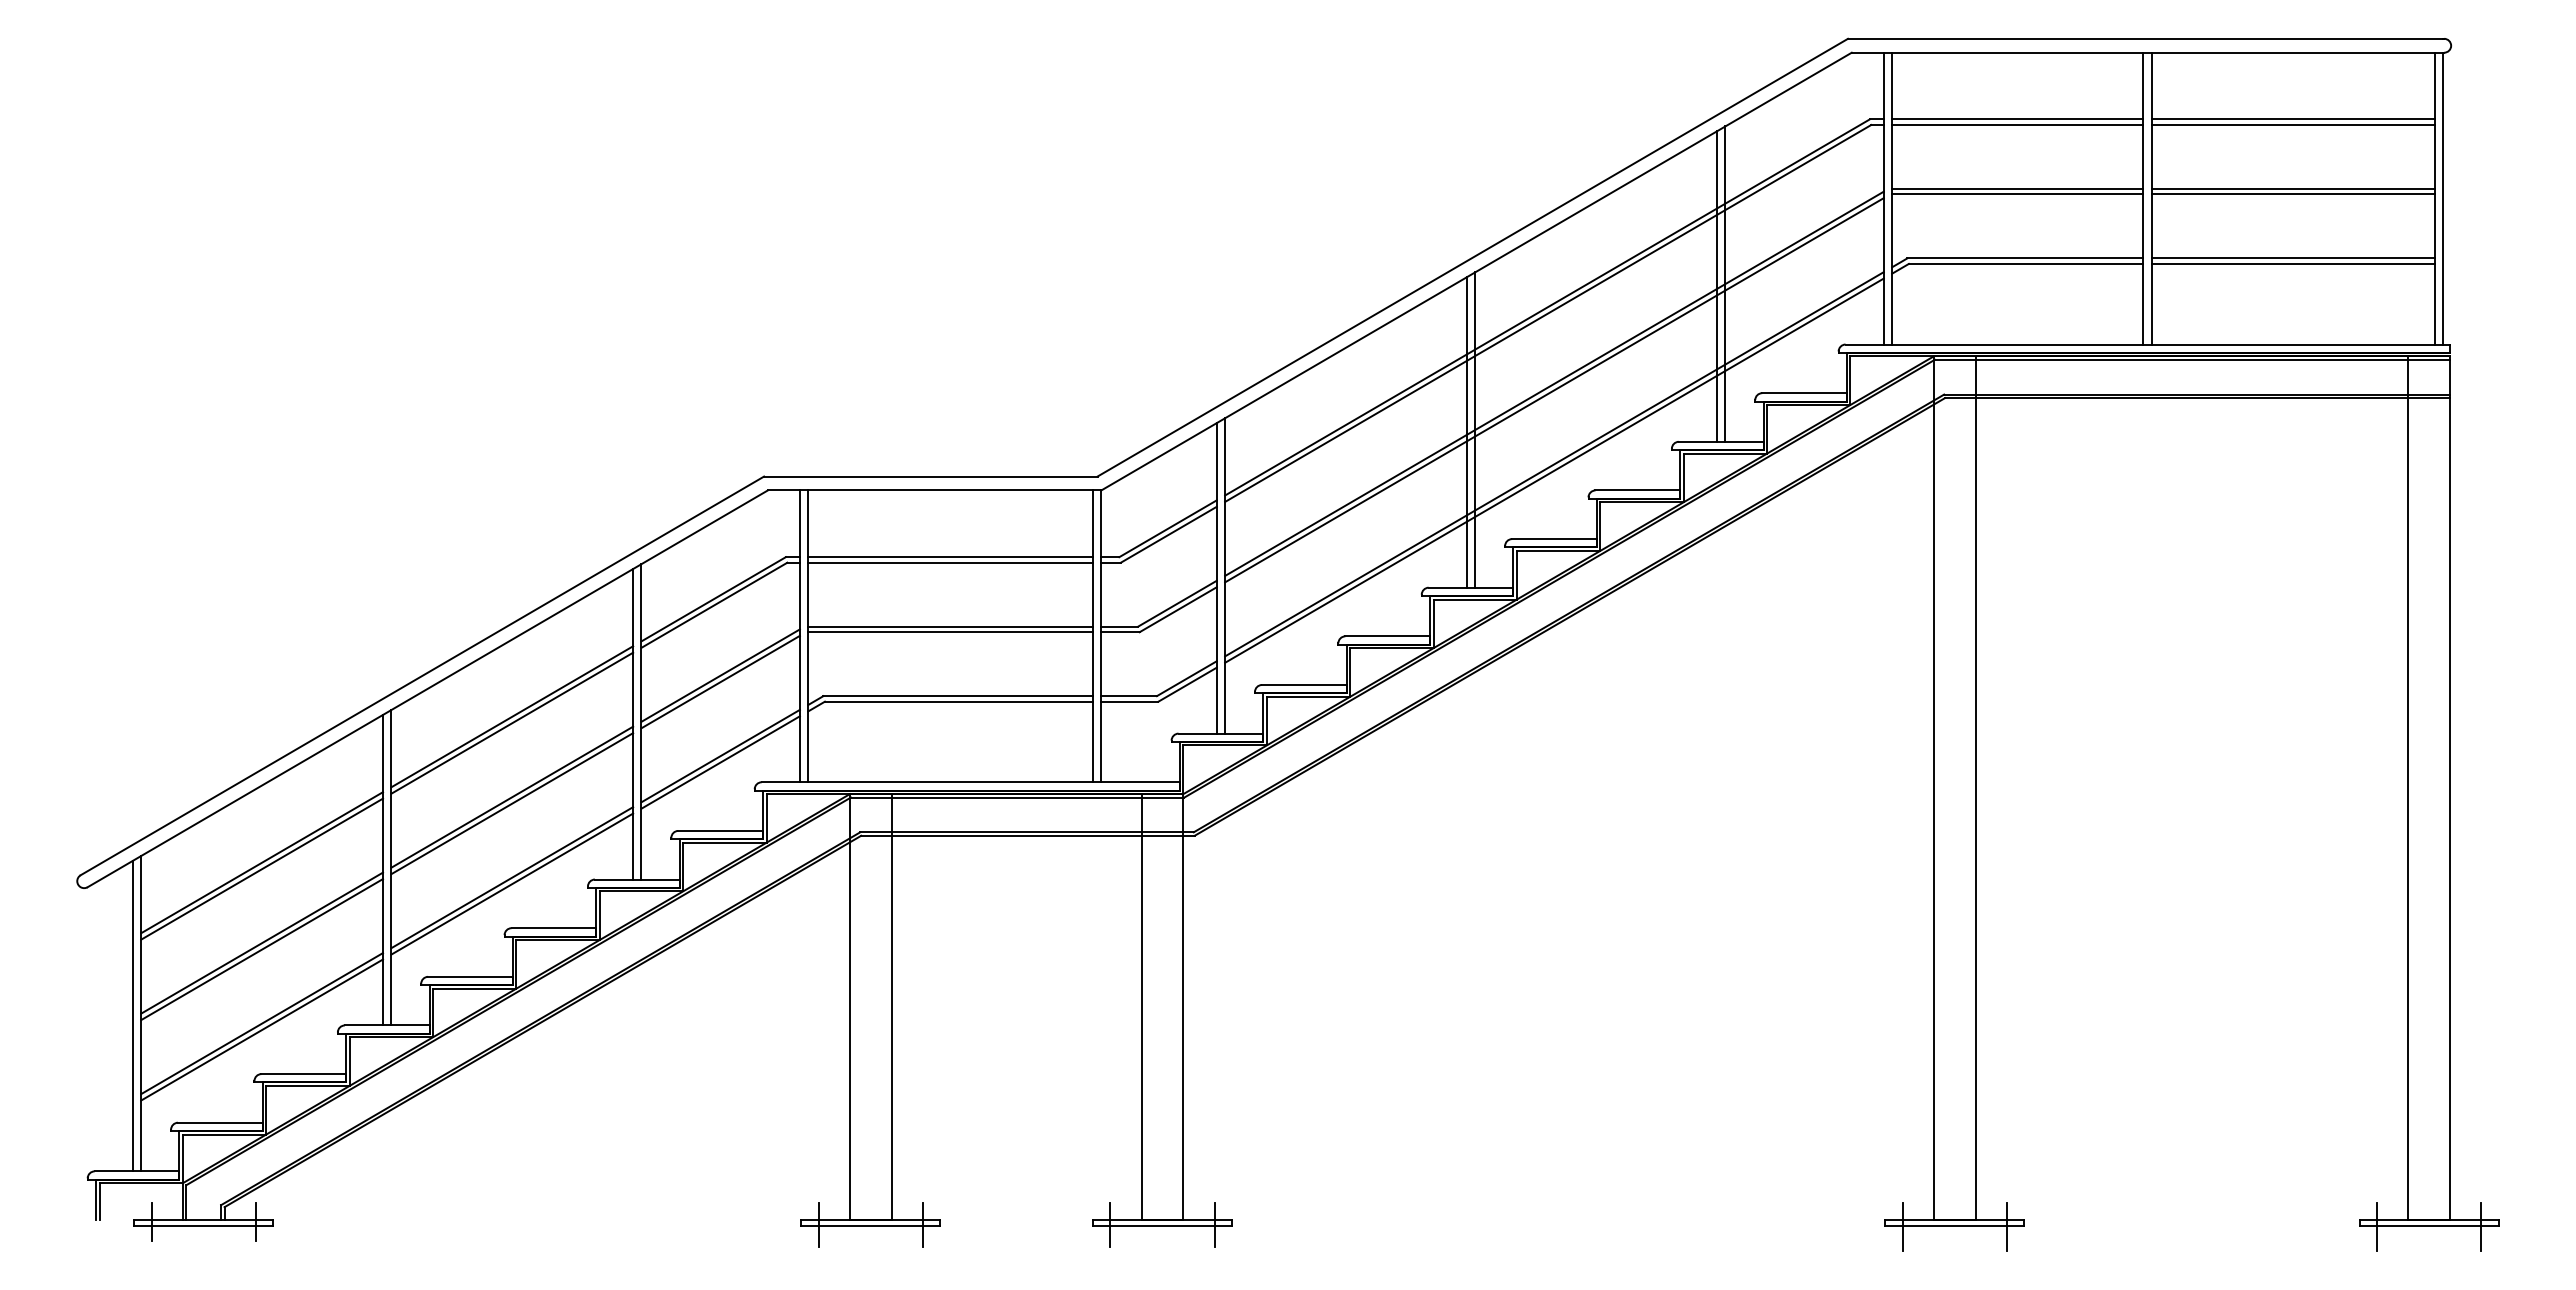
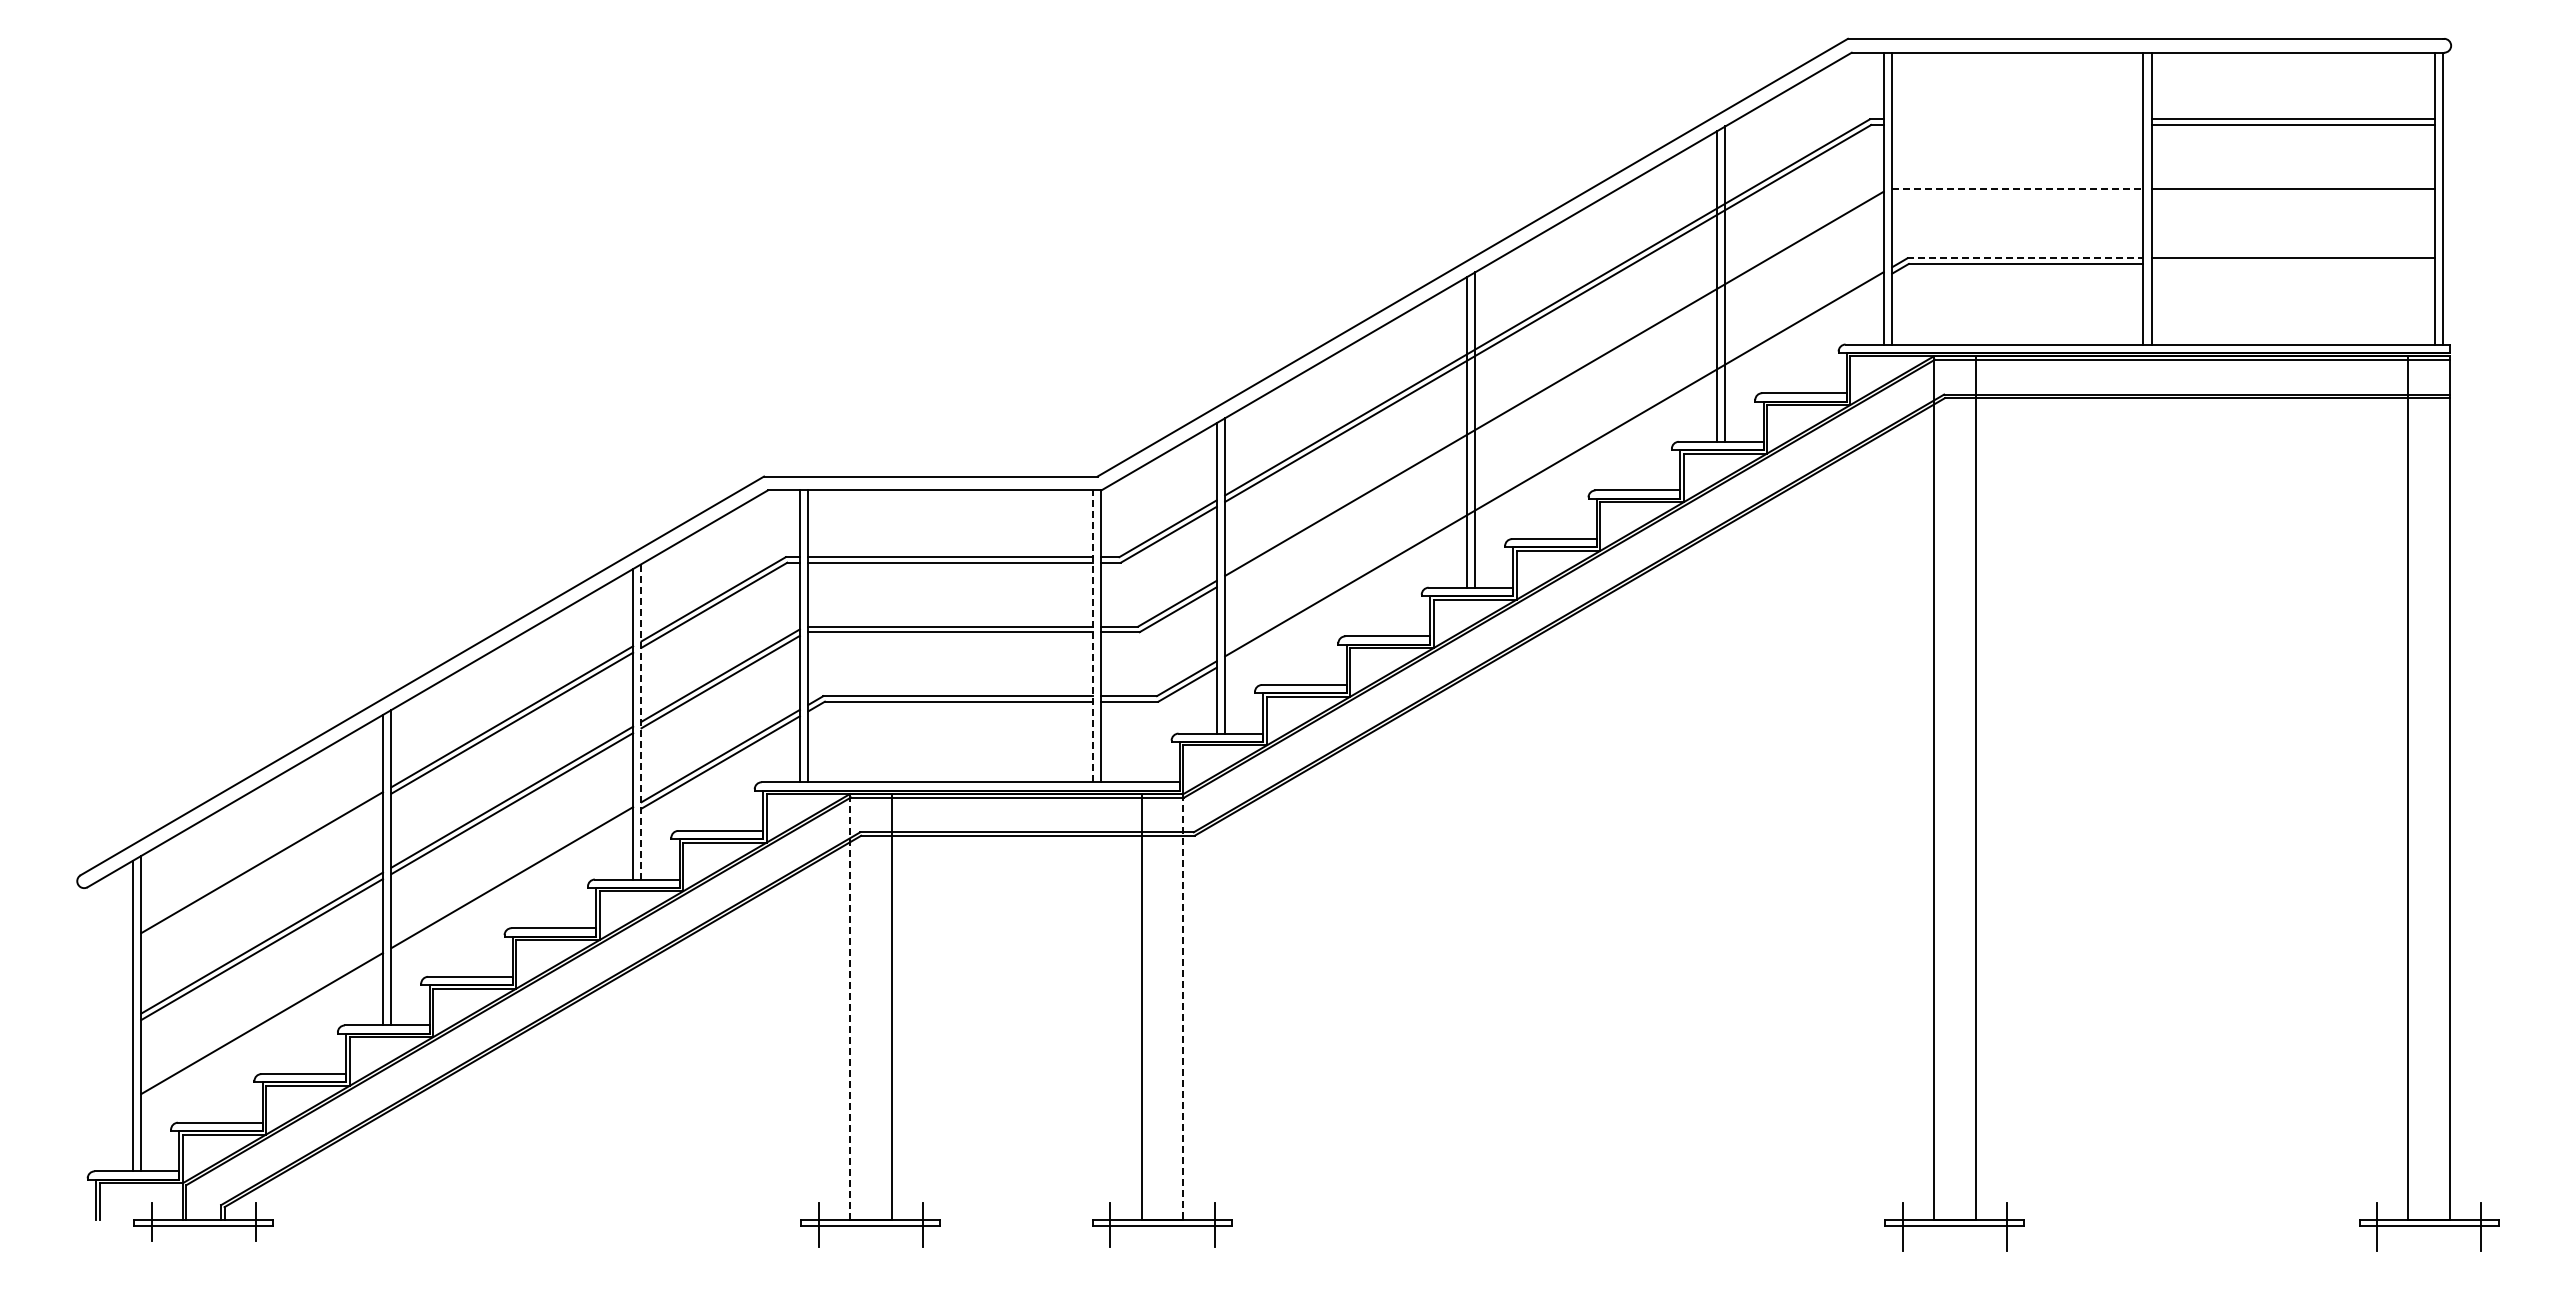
line: present -> none (2017, 119)
line: present -> none (2017, 124)
line: solid -> dashed (2017, 188)
line: present -> none (2017, 194)
line: present -> none (2292, 194)
line: solid -> dashed (2025, 258)
line: present -> none (2292, 263)
line: present -> none (1554, 390)
line: present -> none (1554, 470)
line: solid -> dashed (1093, 636)
line: solid -> dashed (641, 721)
line: present -> none (262, 868)
line: present -> none (512, 883)
line: solid -> dashed (849, 1007)
line: solid -> dashed (1183, 1007)
line: present -> none (262, 1029)
